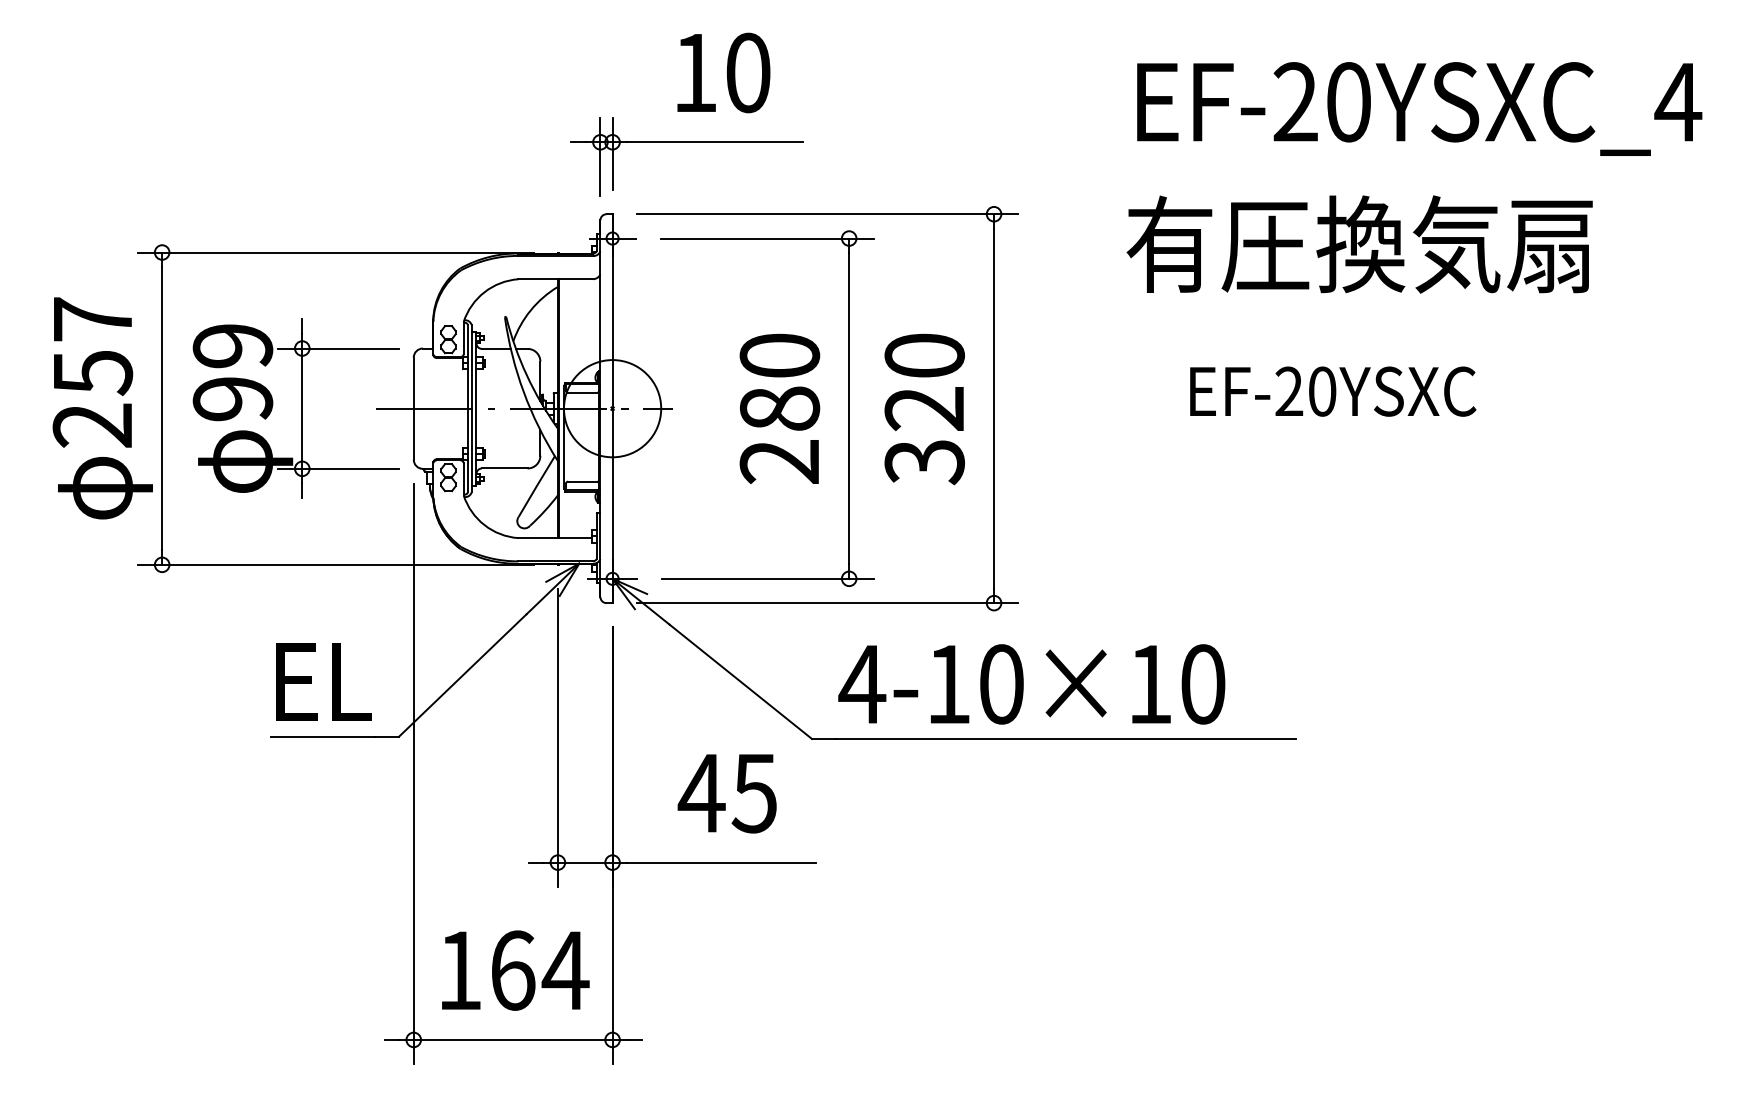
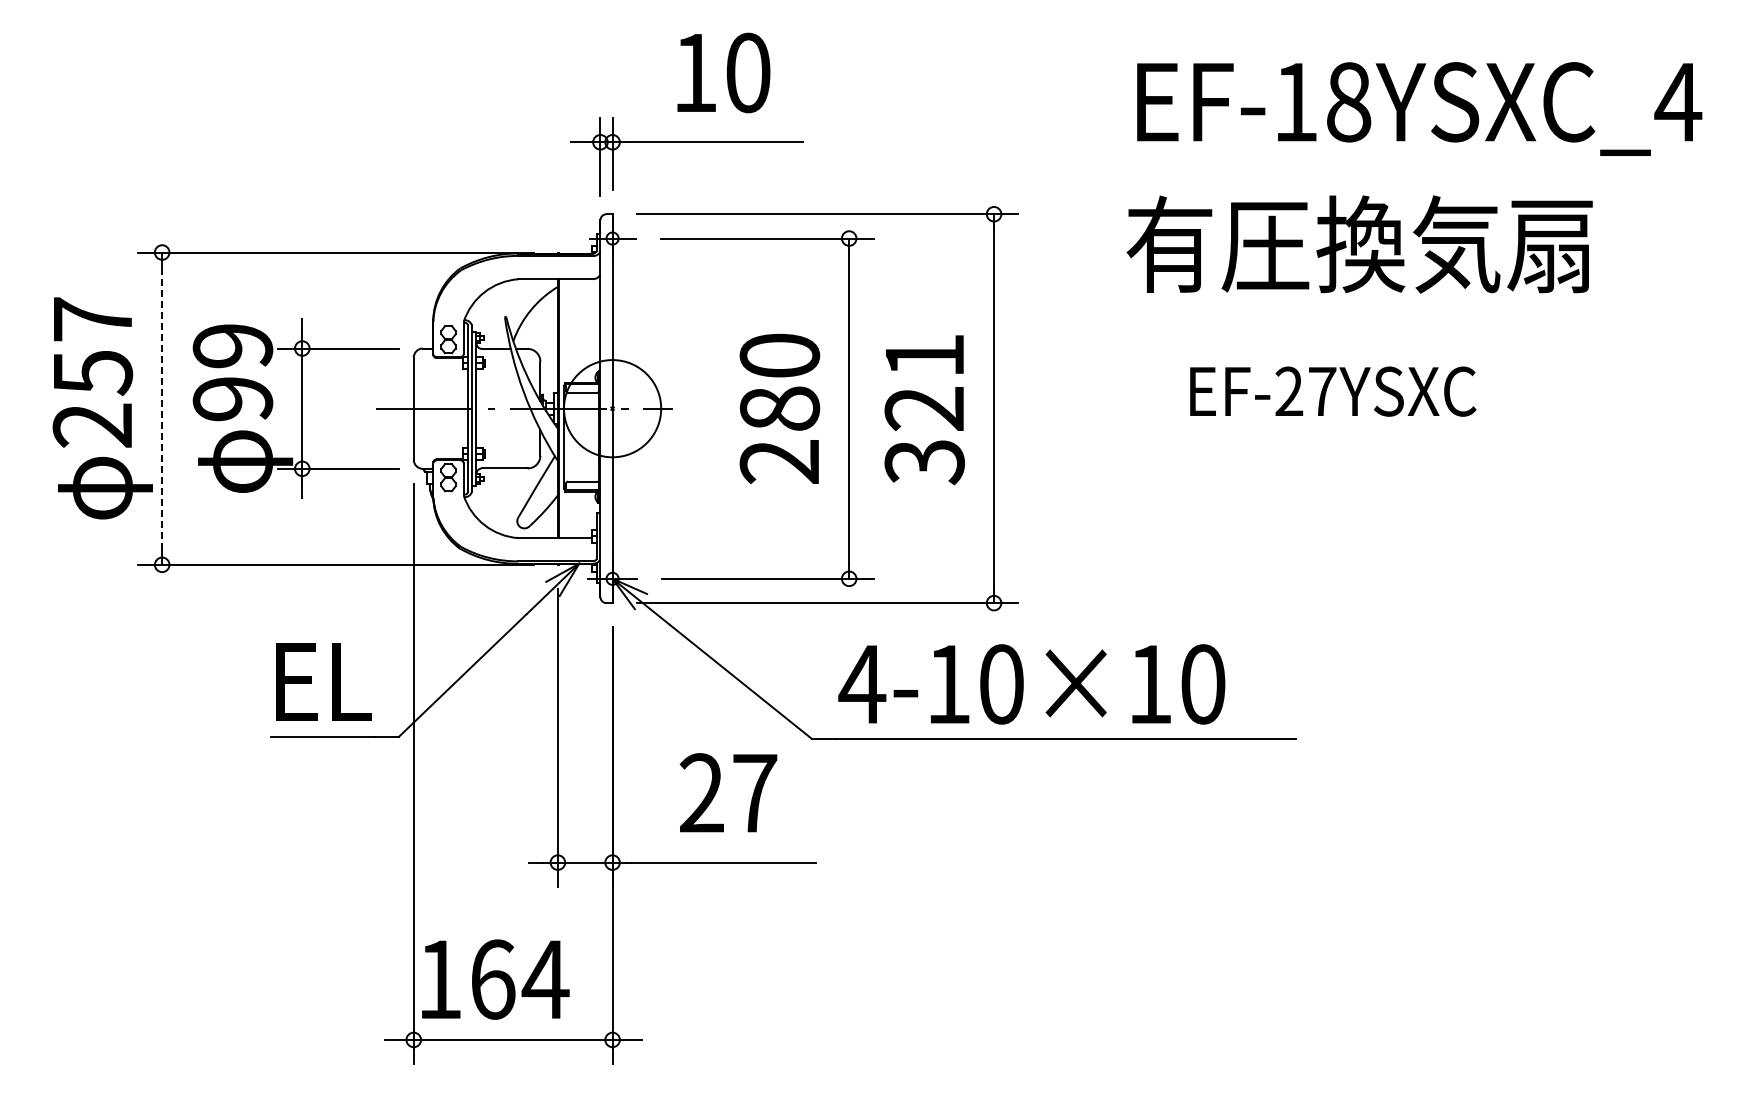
text: EF-20YSXC_4 -> EF-18YSXC_4 (1322, 102)
text: 320 -> 321 (924, 355)
text: EF-20YSXC -> EF-27YSXC (1322, 391)
line: solid -> dashed (162, 408)
text: 45 -> 27 (727, 793)
text position: (515, 970) -> (495, 979) (495, 979)
